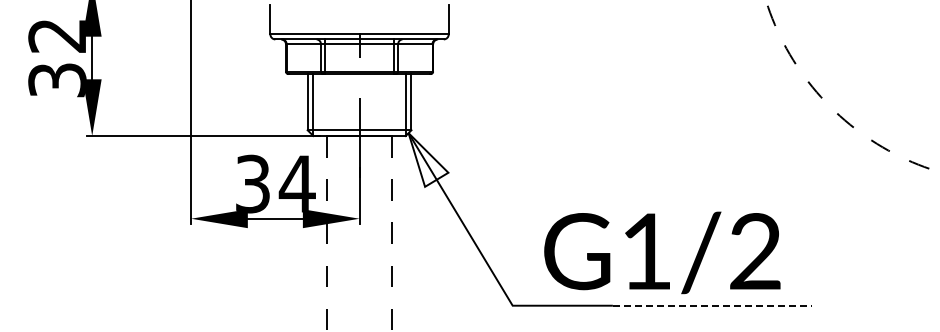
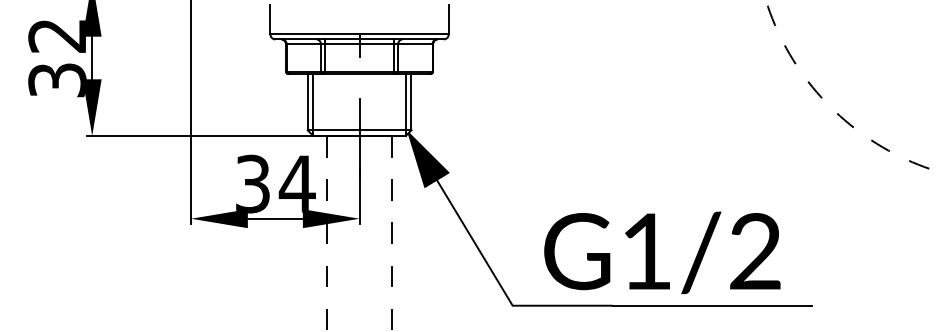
fill: none -> present (428, 159)
line: dashed -> solid (712, 305)
